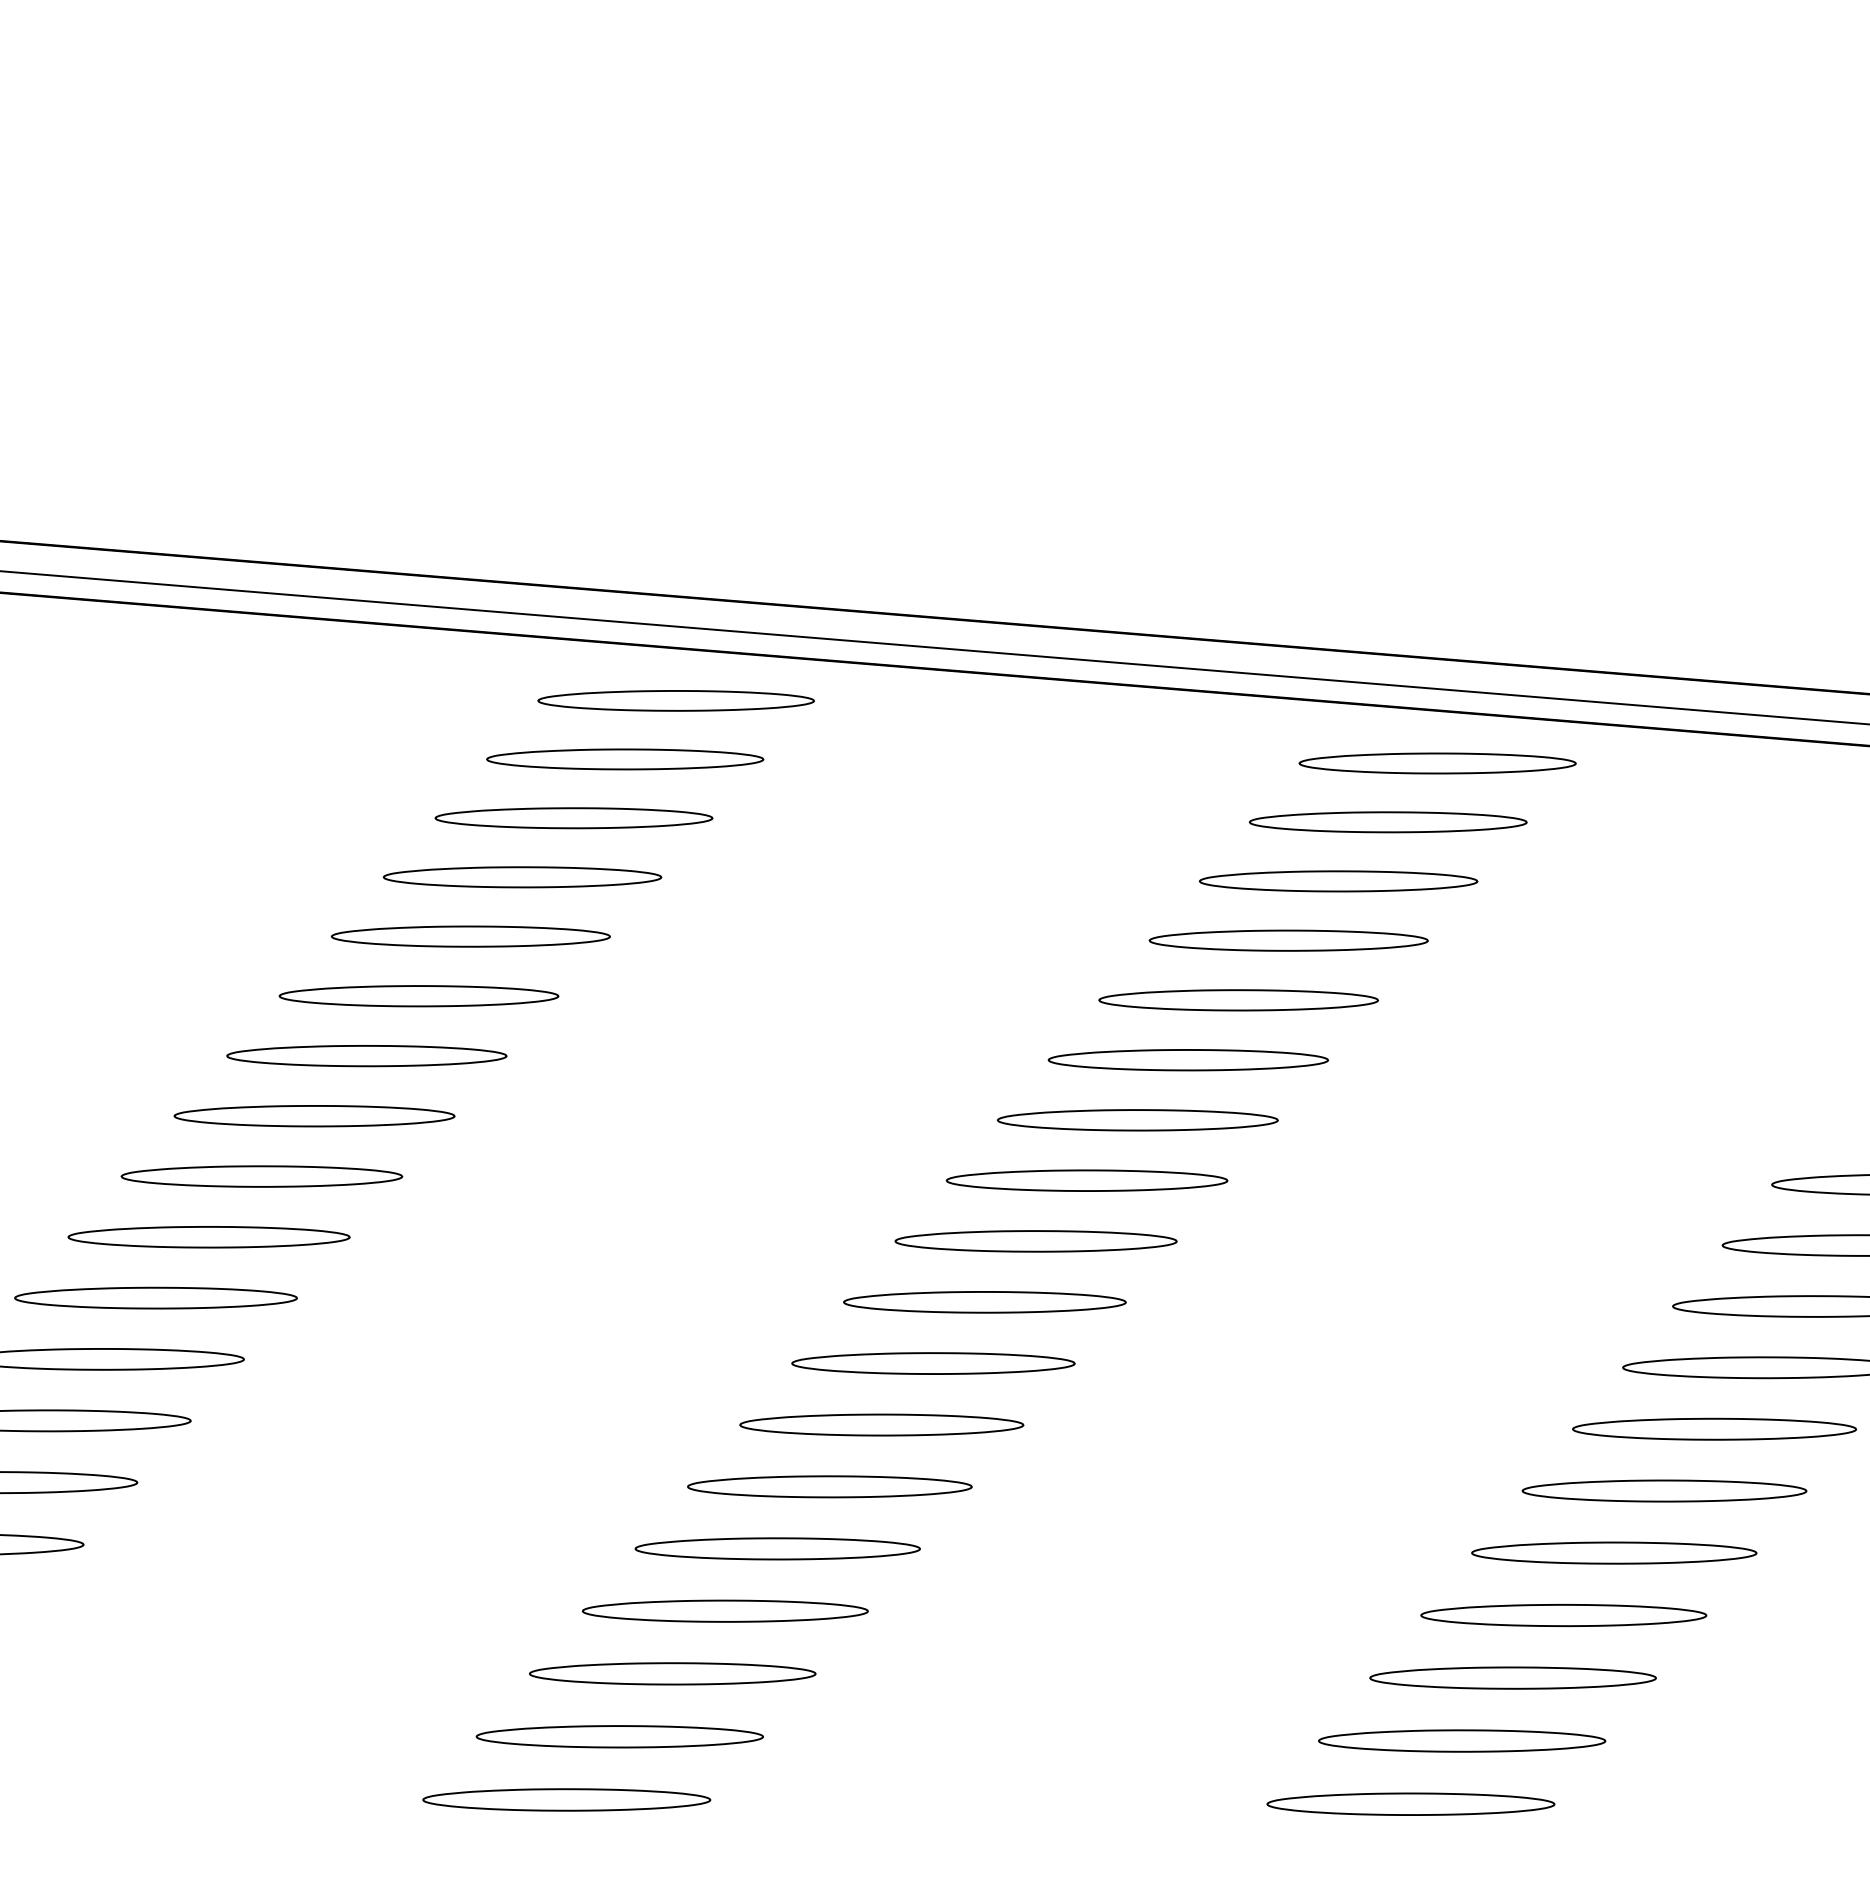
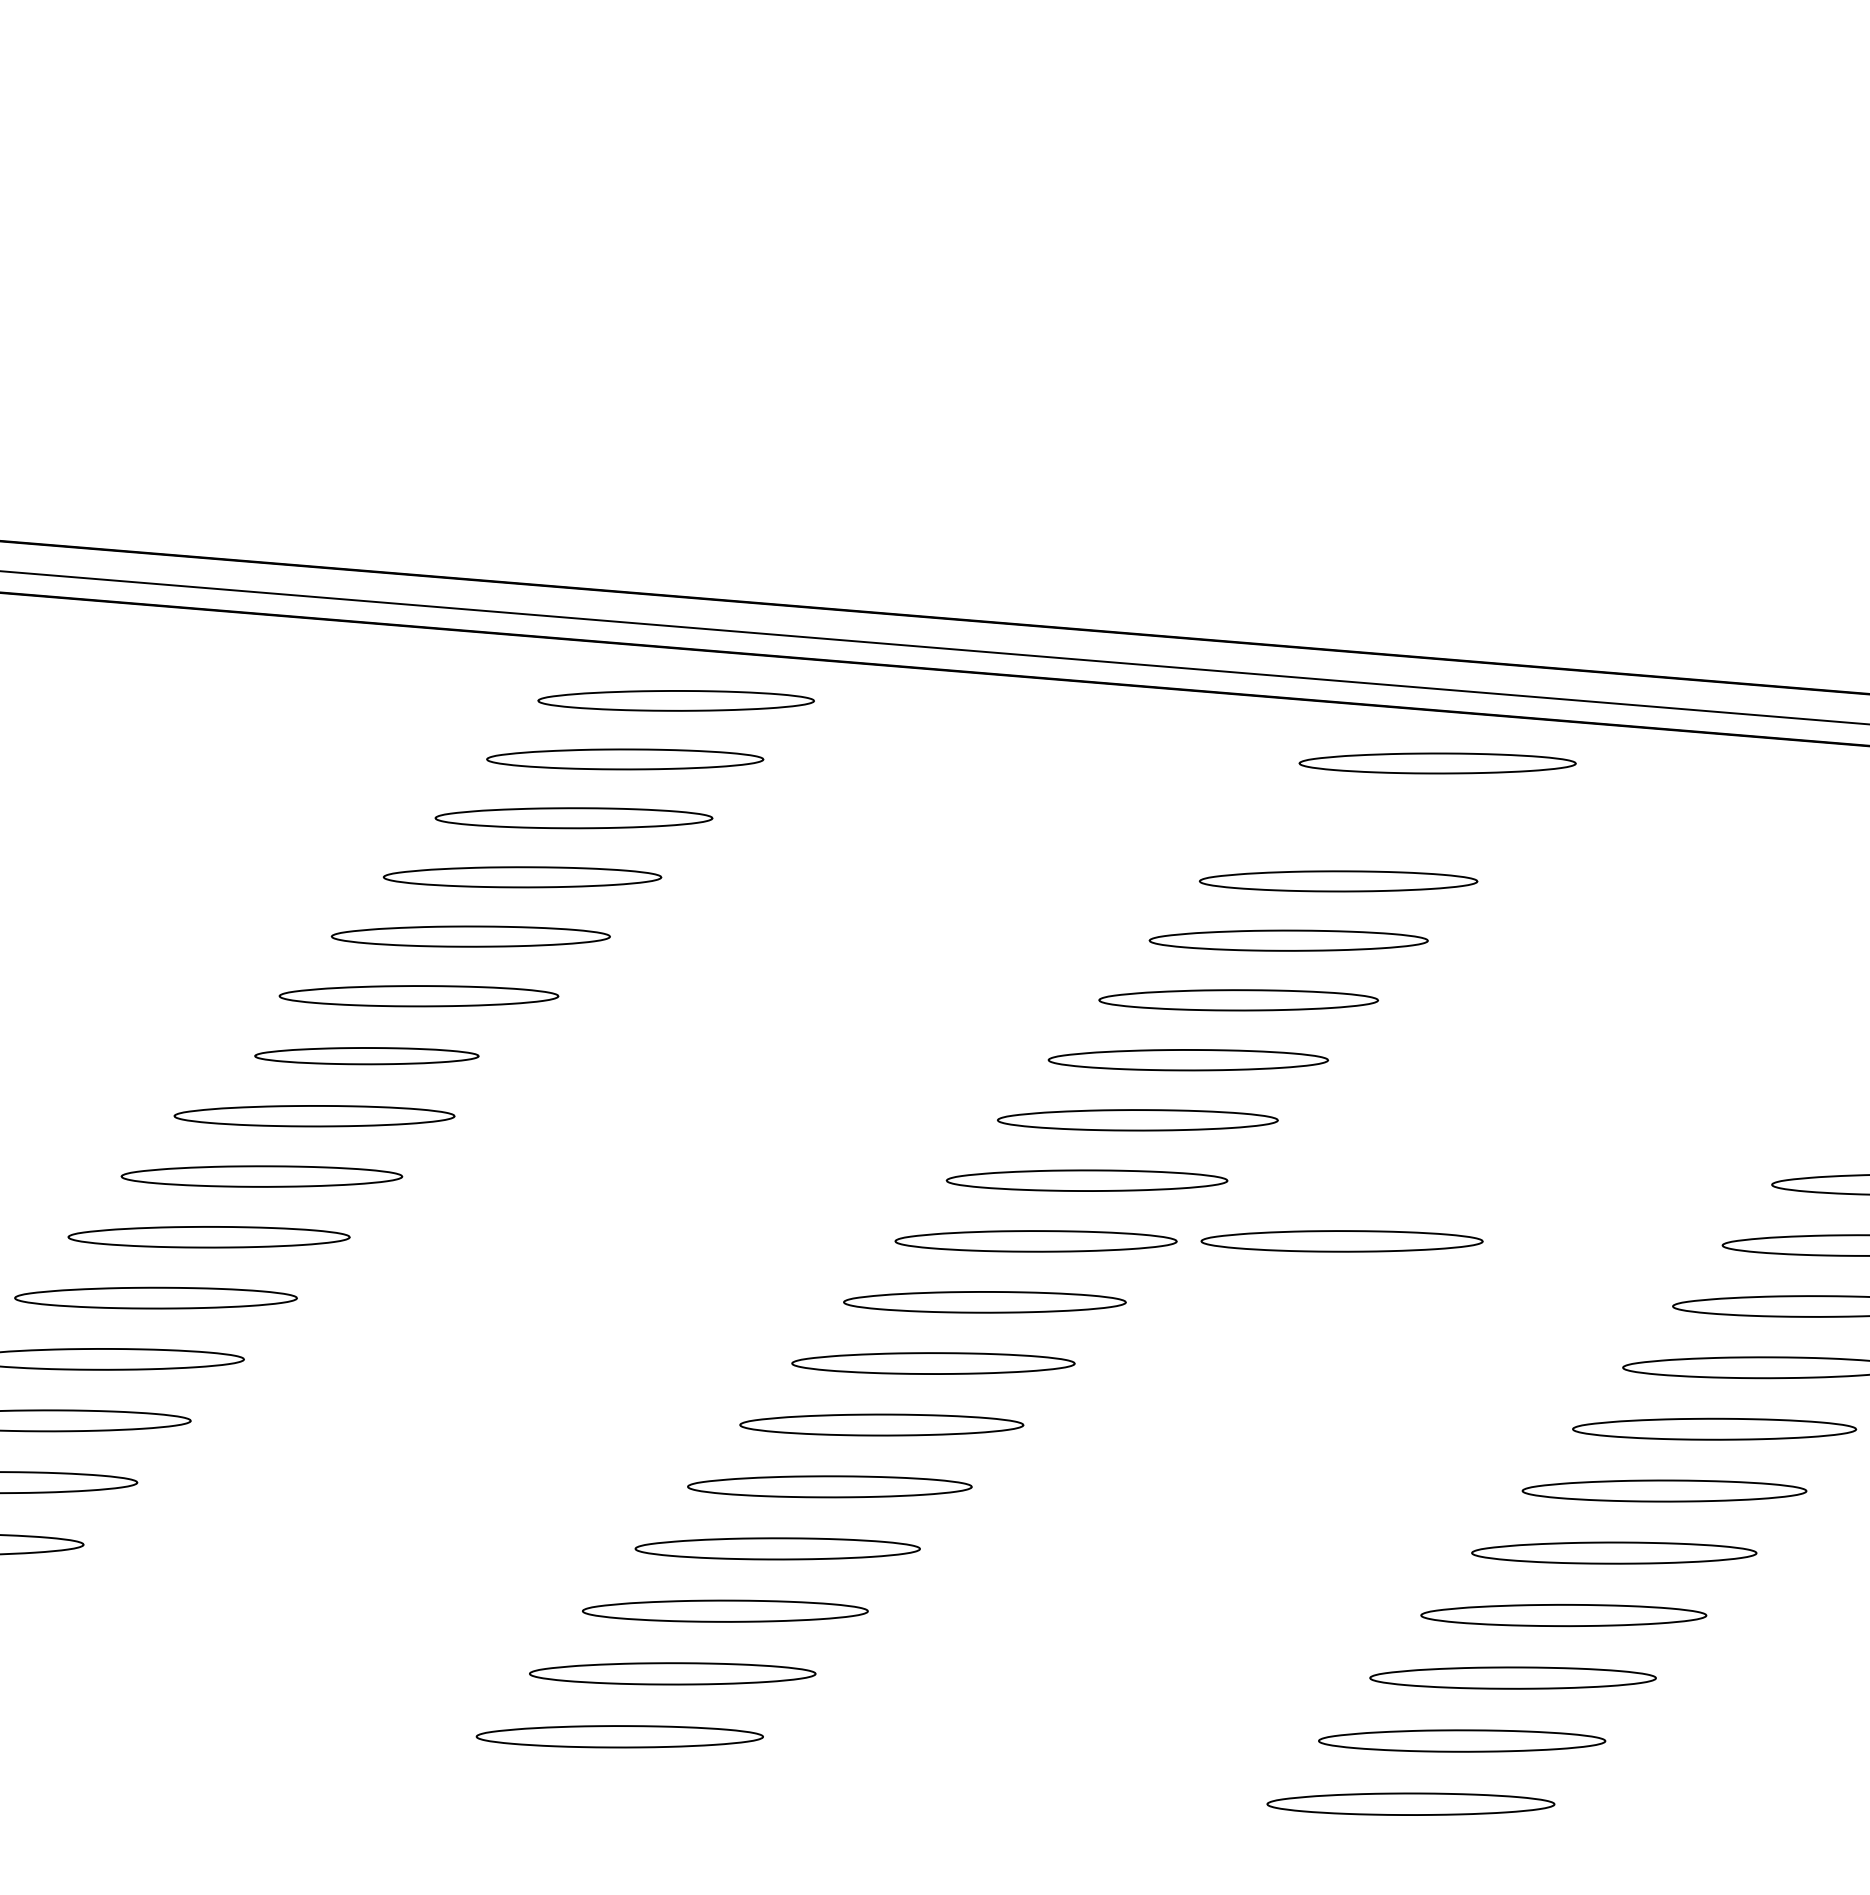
part: present -> none (1387, 822)
part size: 282x23 px -> 226x19 px (366, 1056)
part: none -> present (1341, 1241)
part: present -> none (566, 1799)
